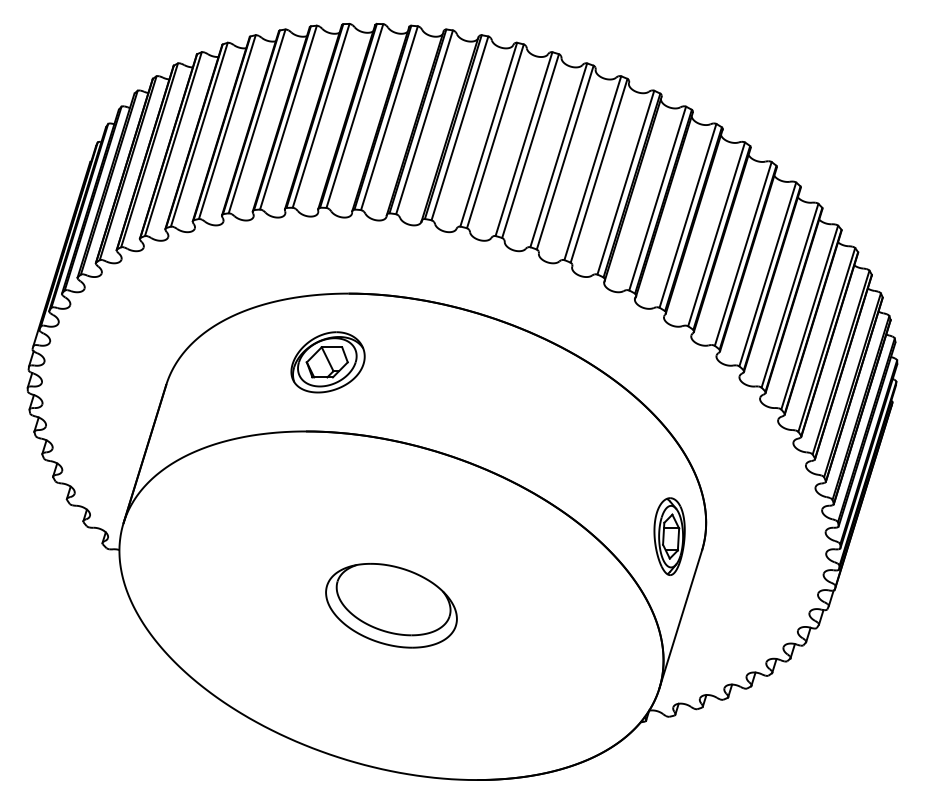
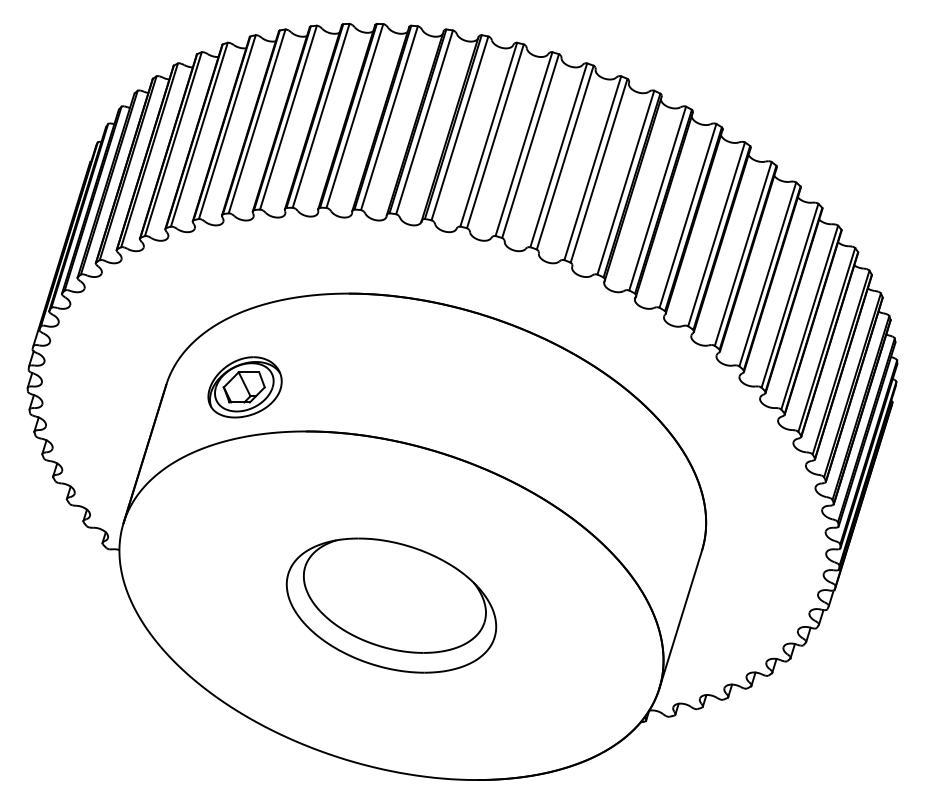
part position: (327, 362) -> (244, 387) (244, 387)
part: present -> none (669, 536)
part size: 133x86 px -> 213x137 px (391, 605)
